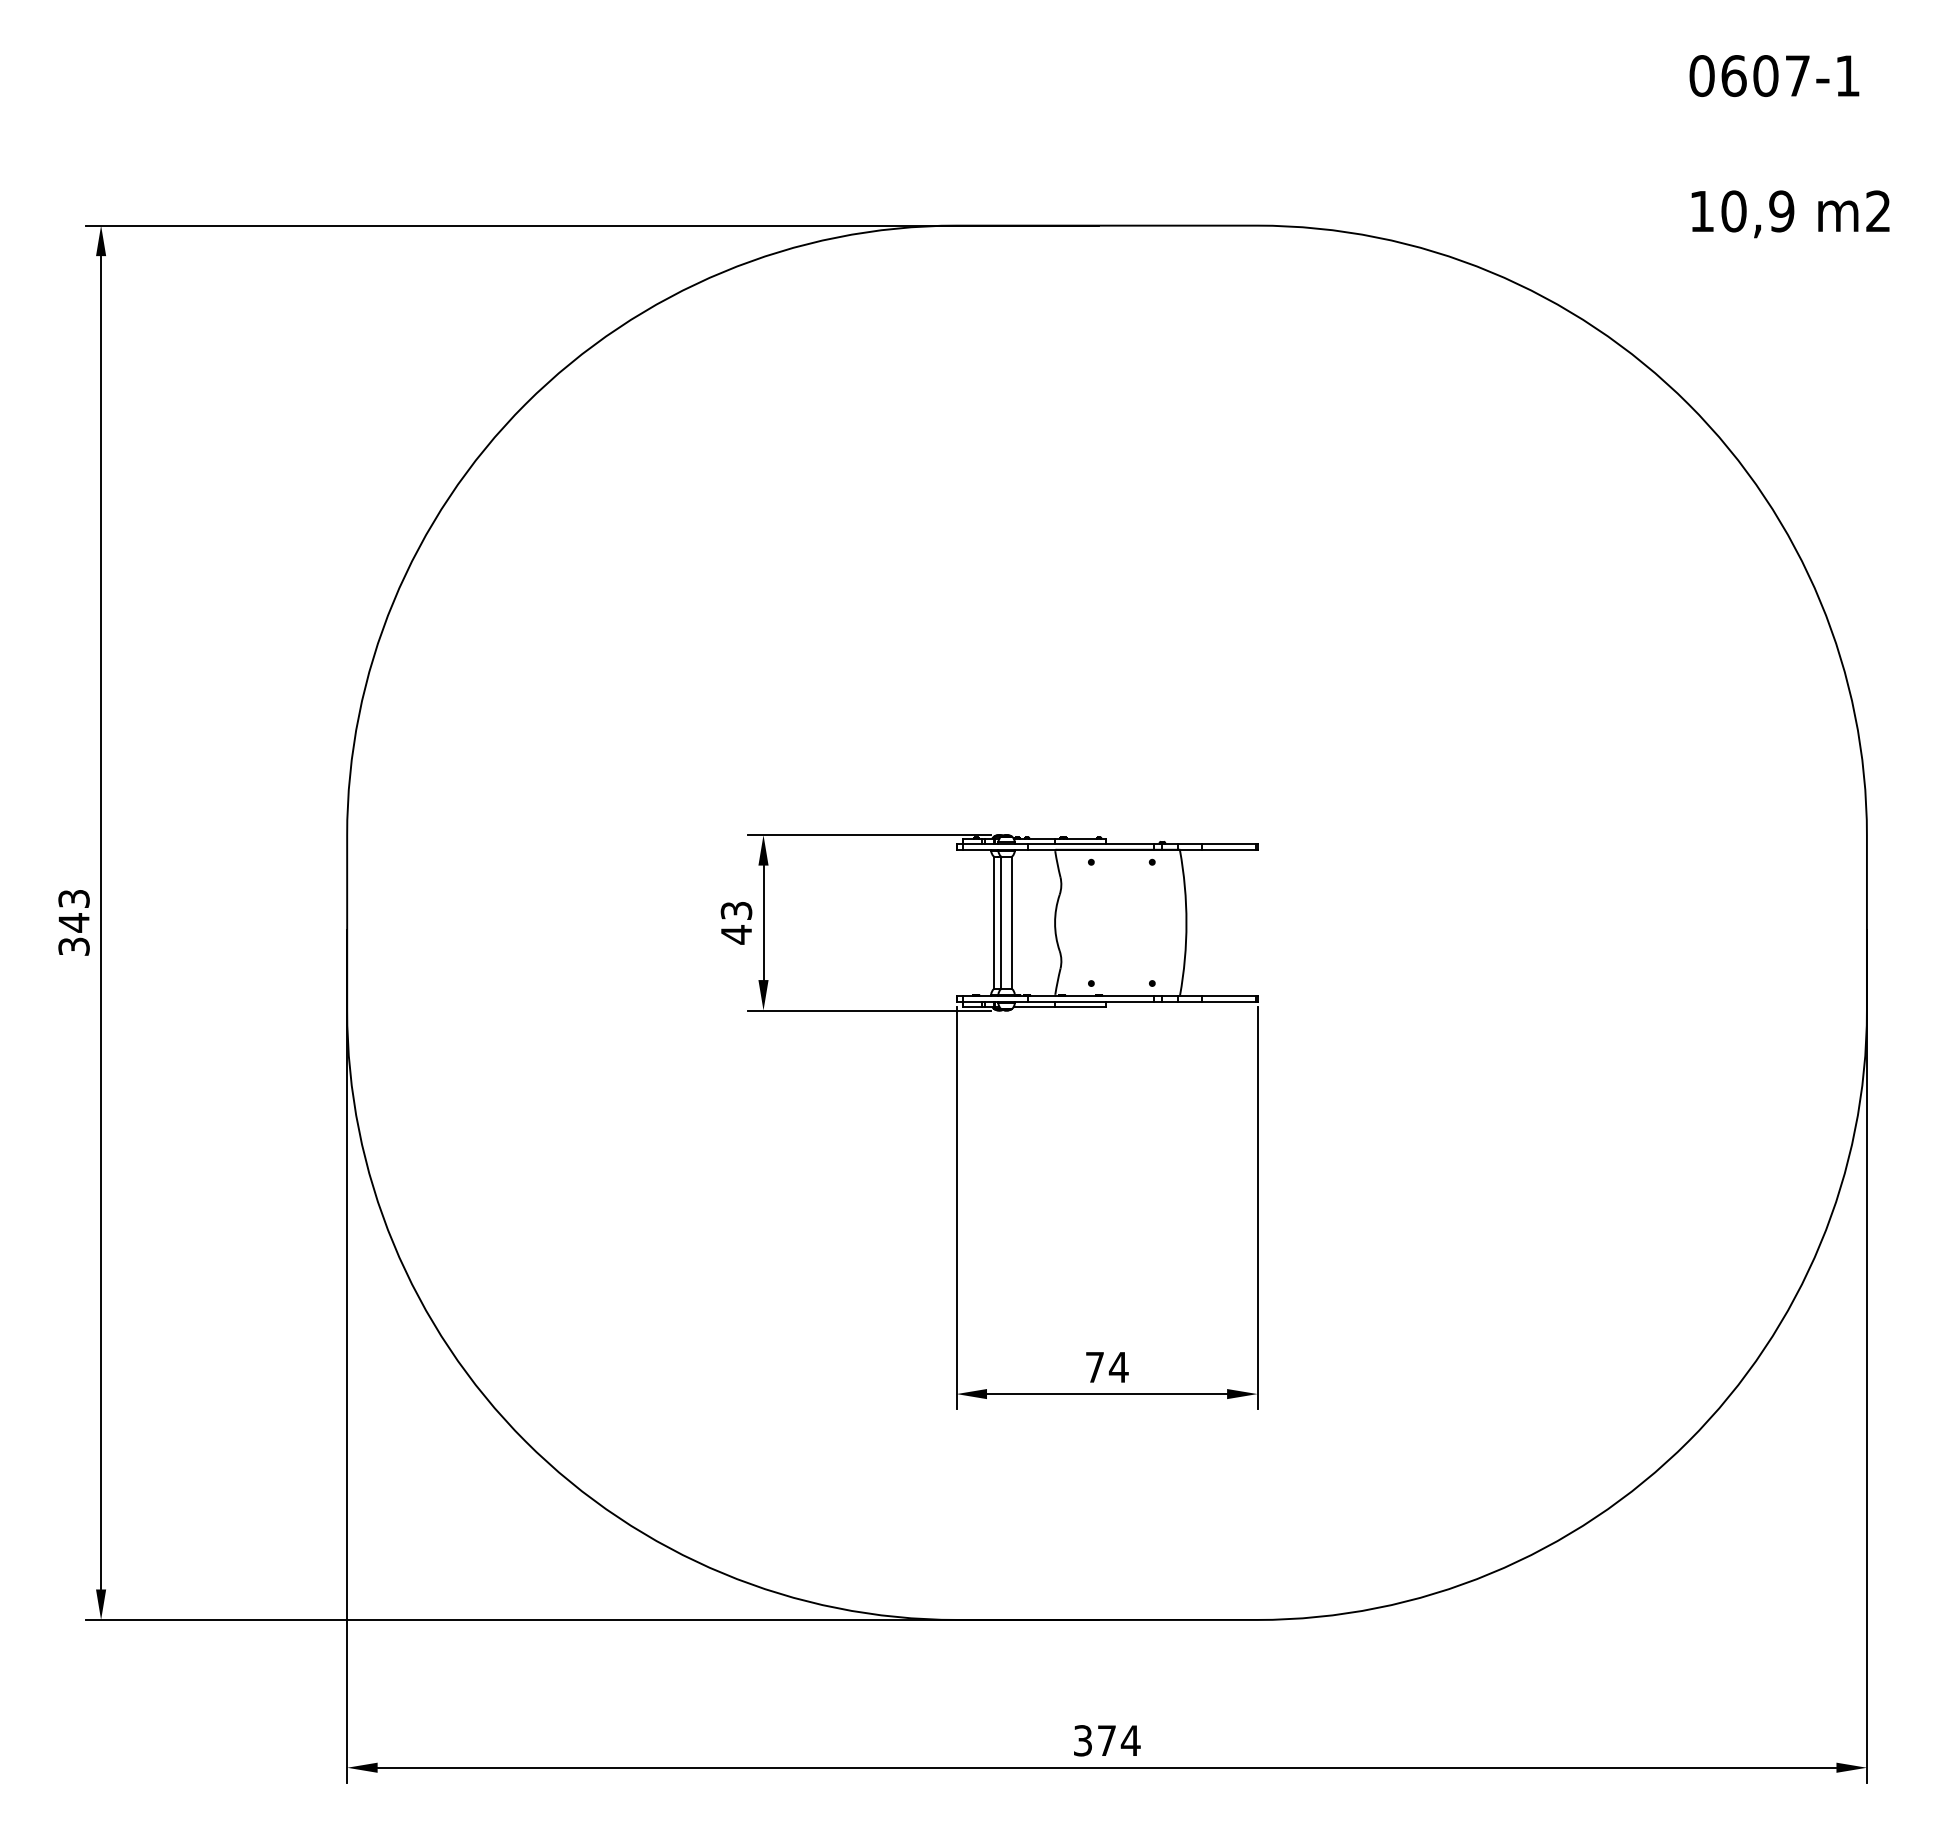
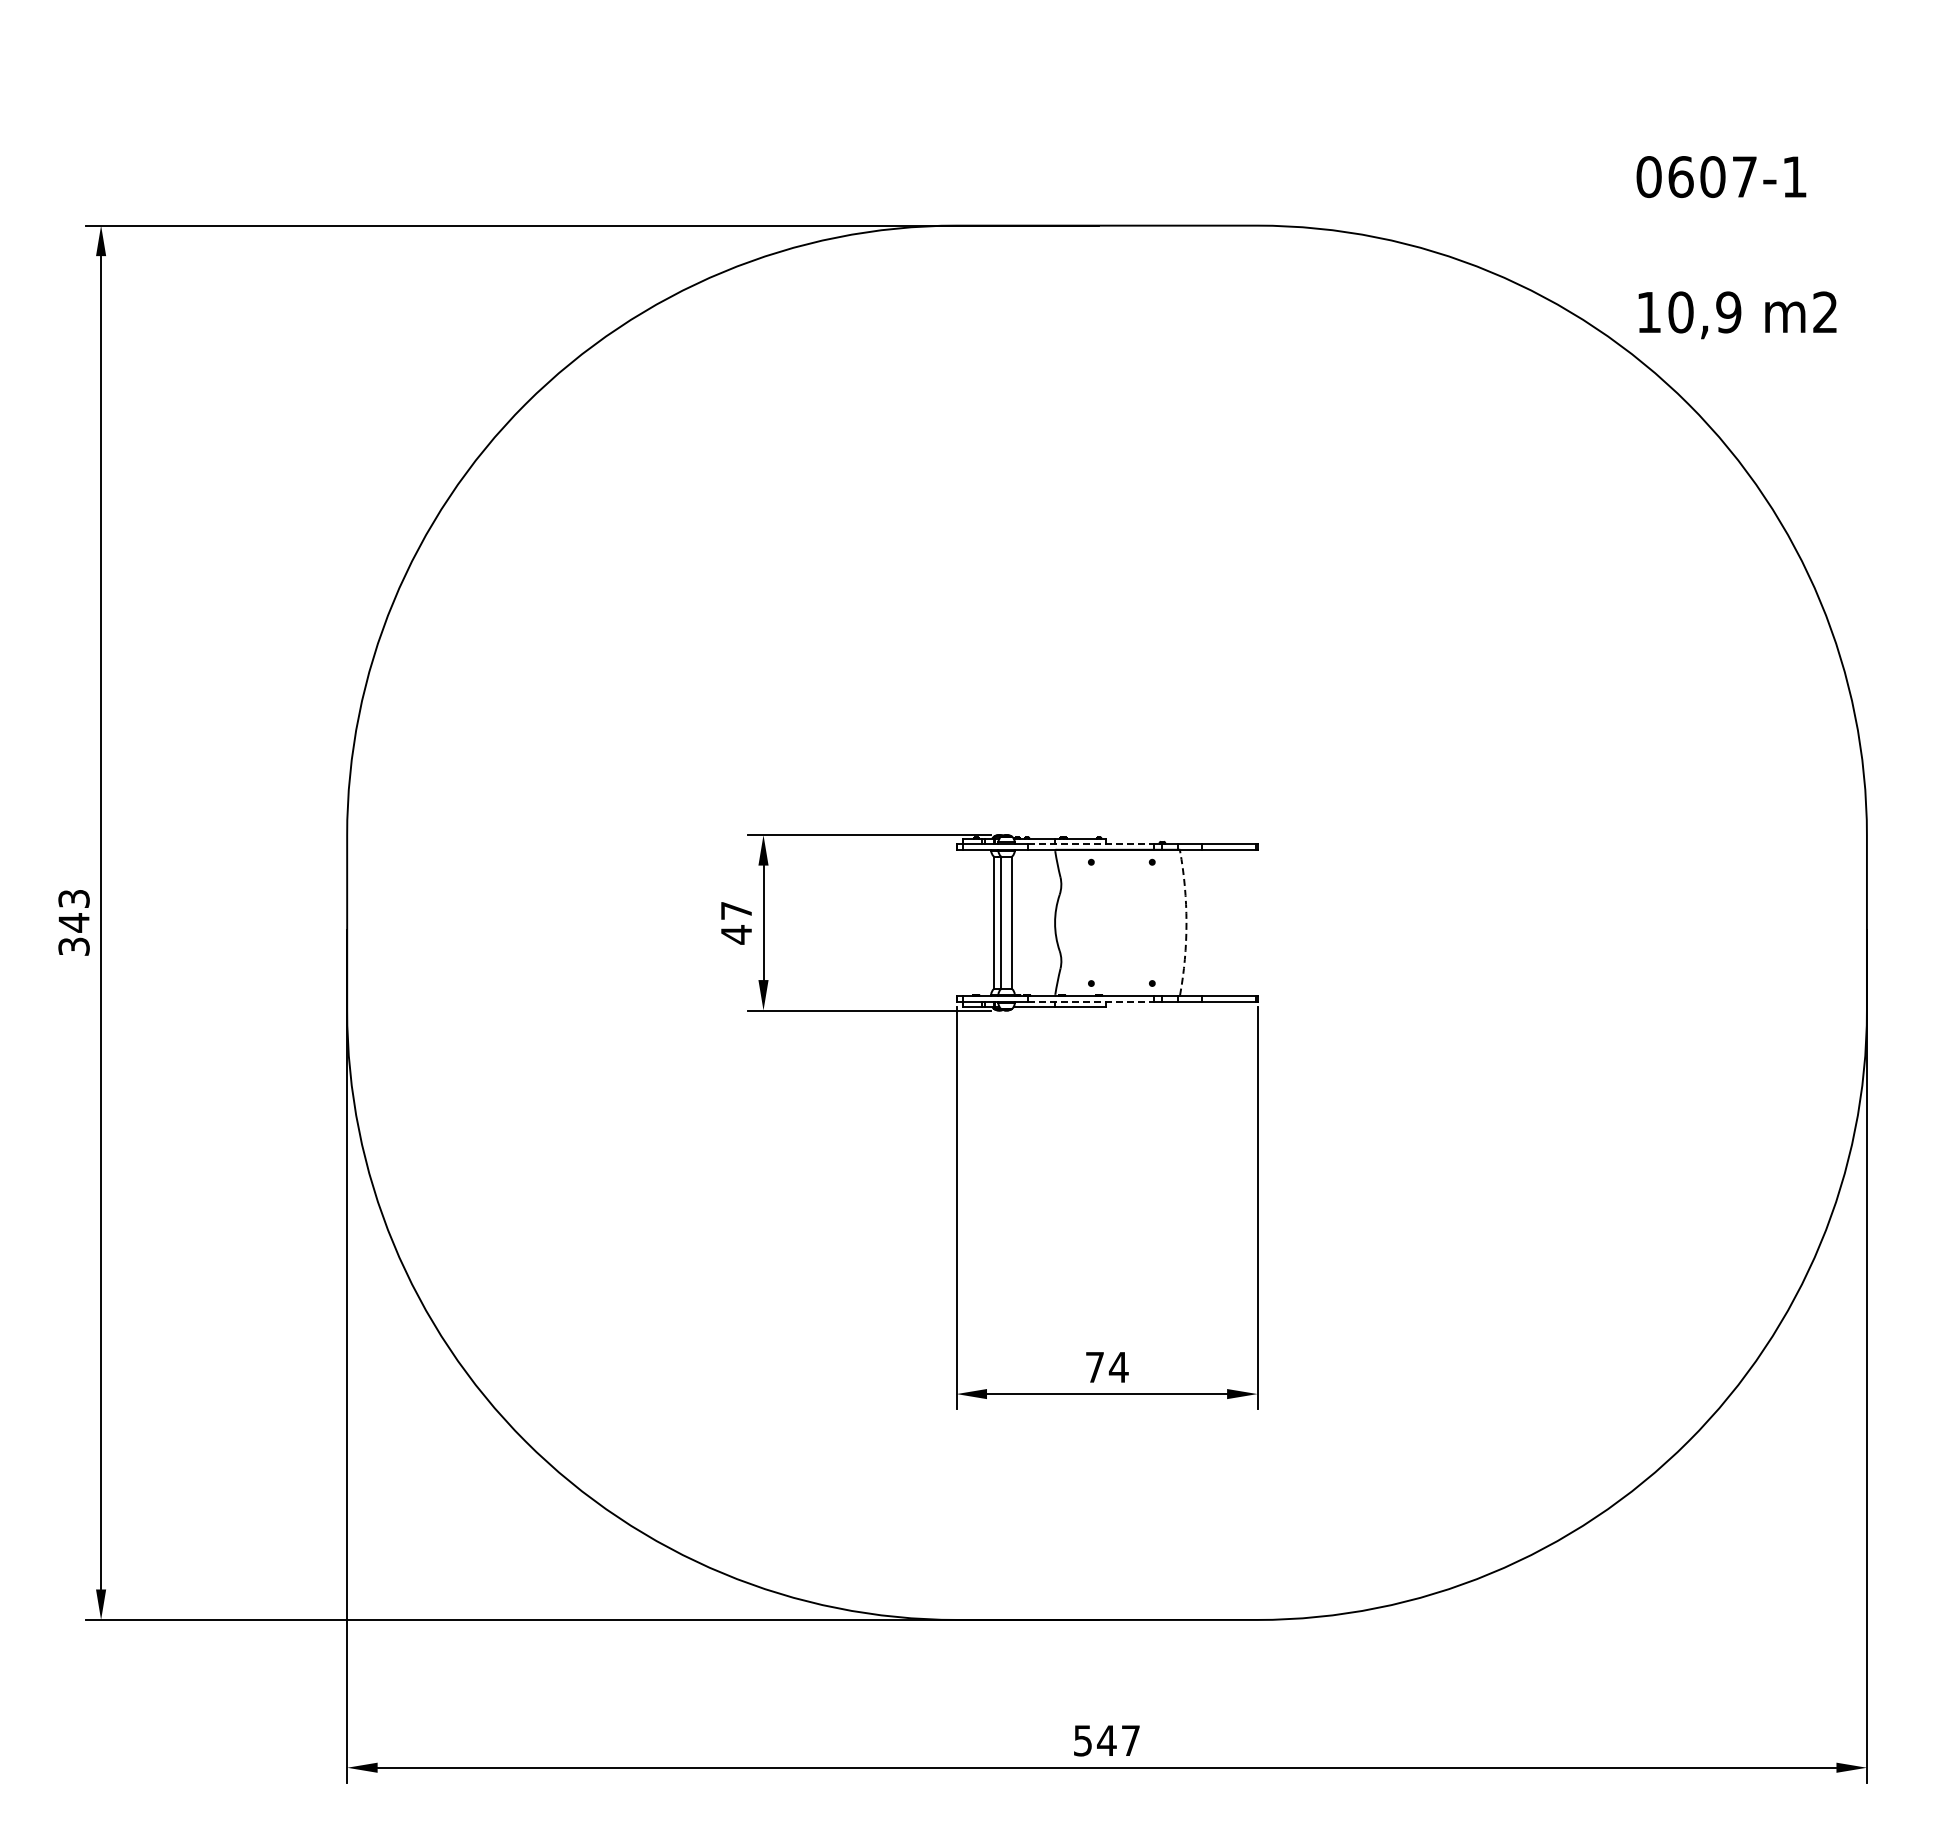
text position: (1789, 146) -> (1736, 247) (1736, 247)
line: solid -> dashed (1090, 843)
text: 43 -> 47 (736, 910)
arc: solid -> dashed (1186, 922)
line: solid -> dashed (1090, 1002)
text: 374 -> 547 (1107, 1740)
